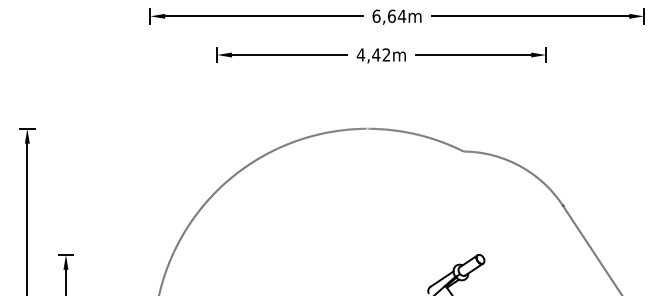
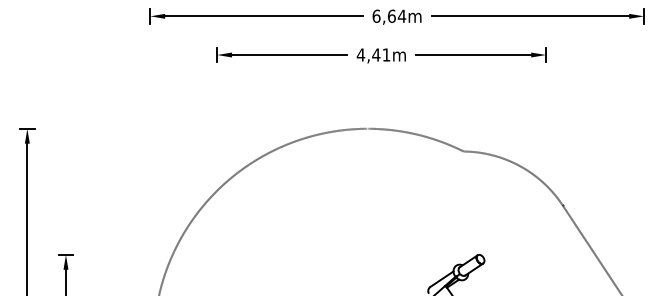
text: 4,42m -> 4,41m (386, 54)
